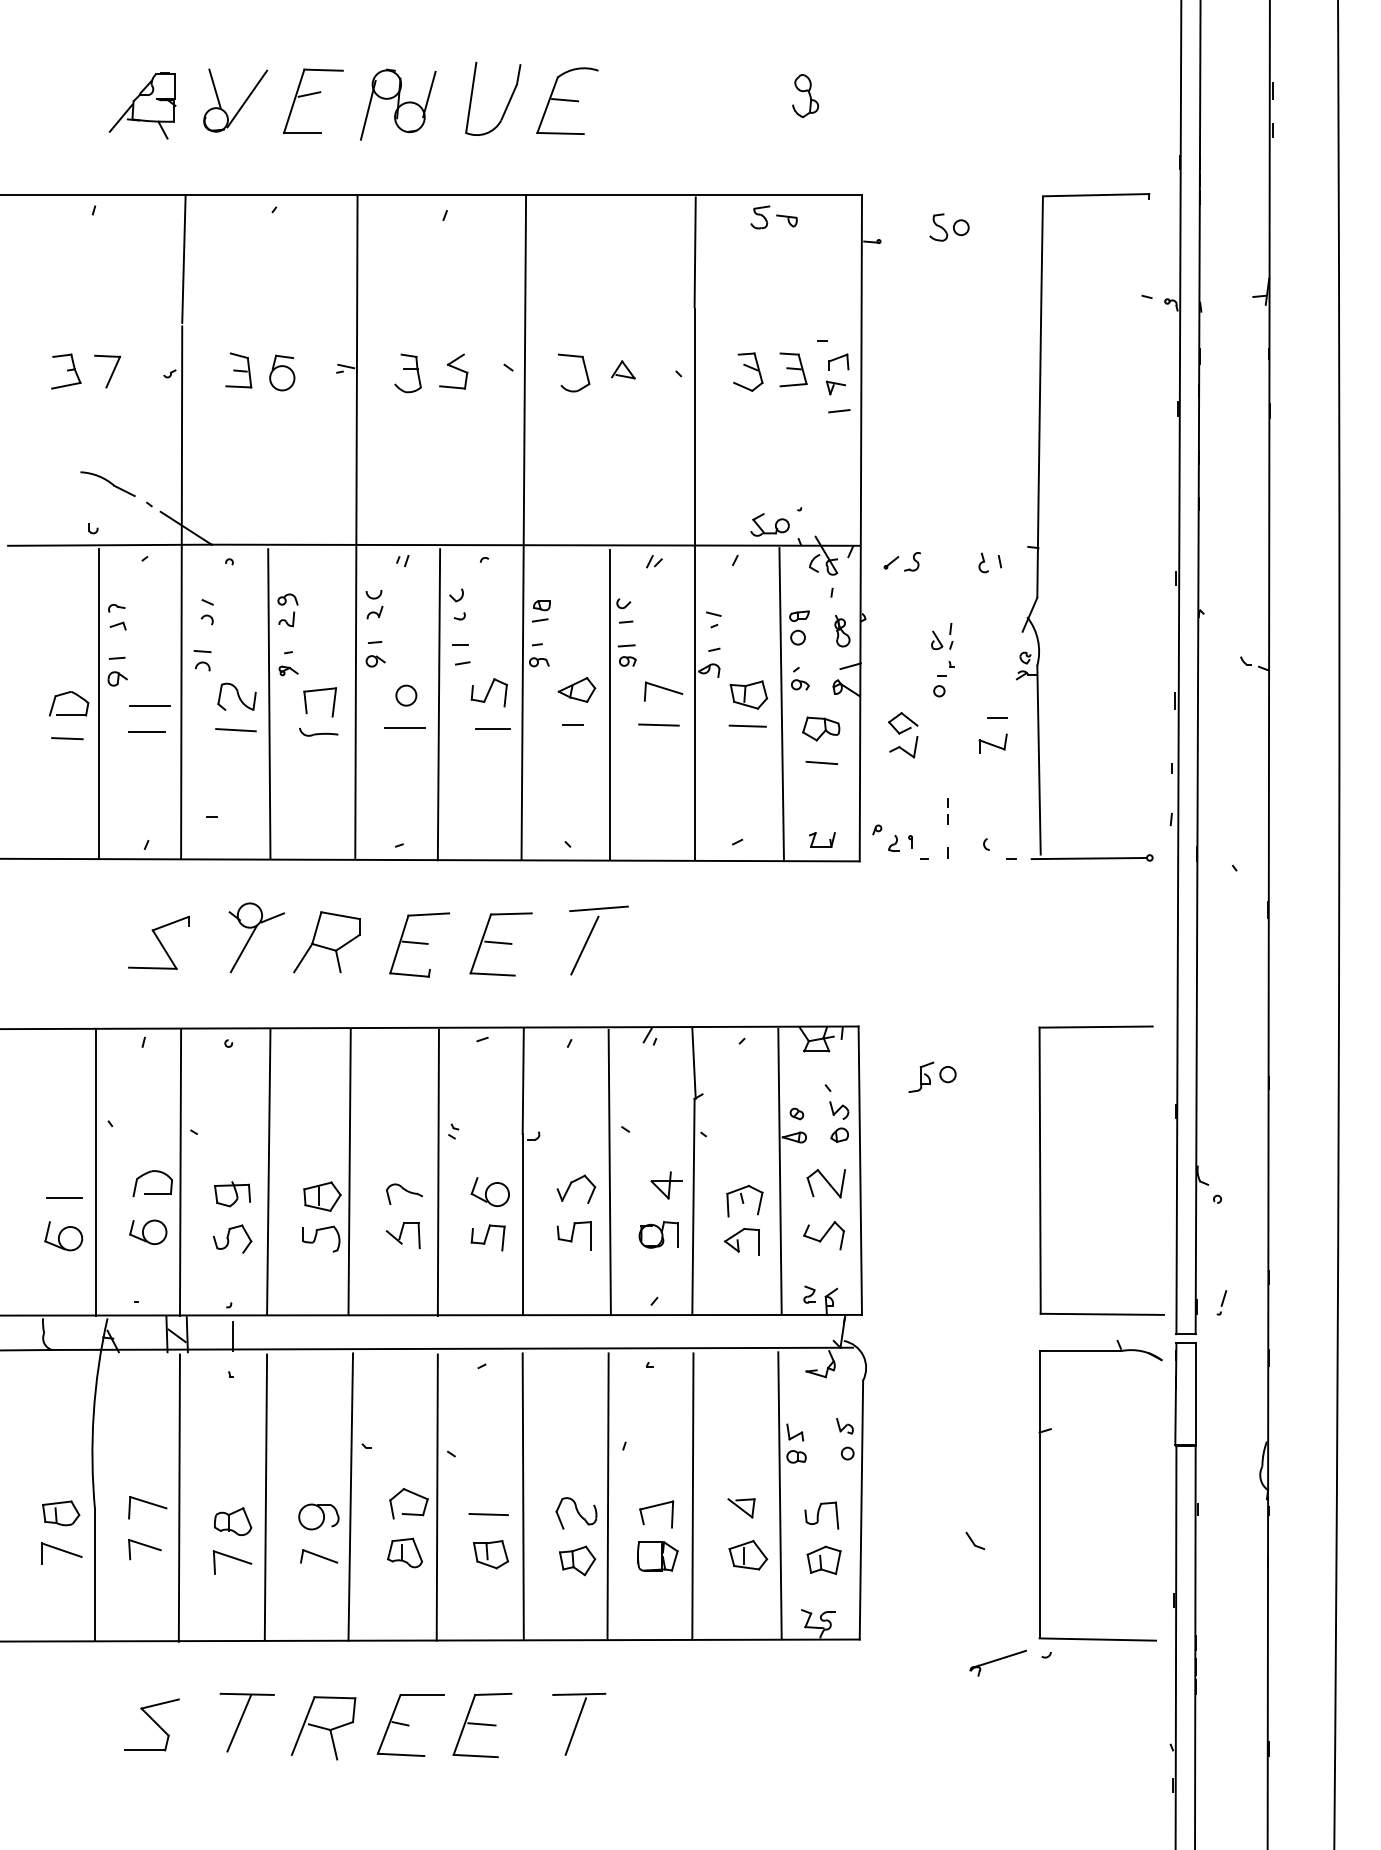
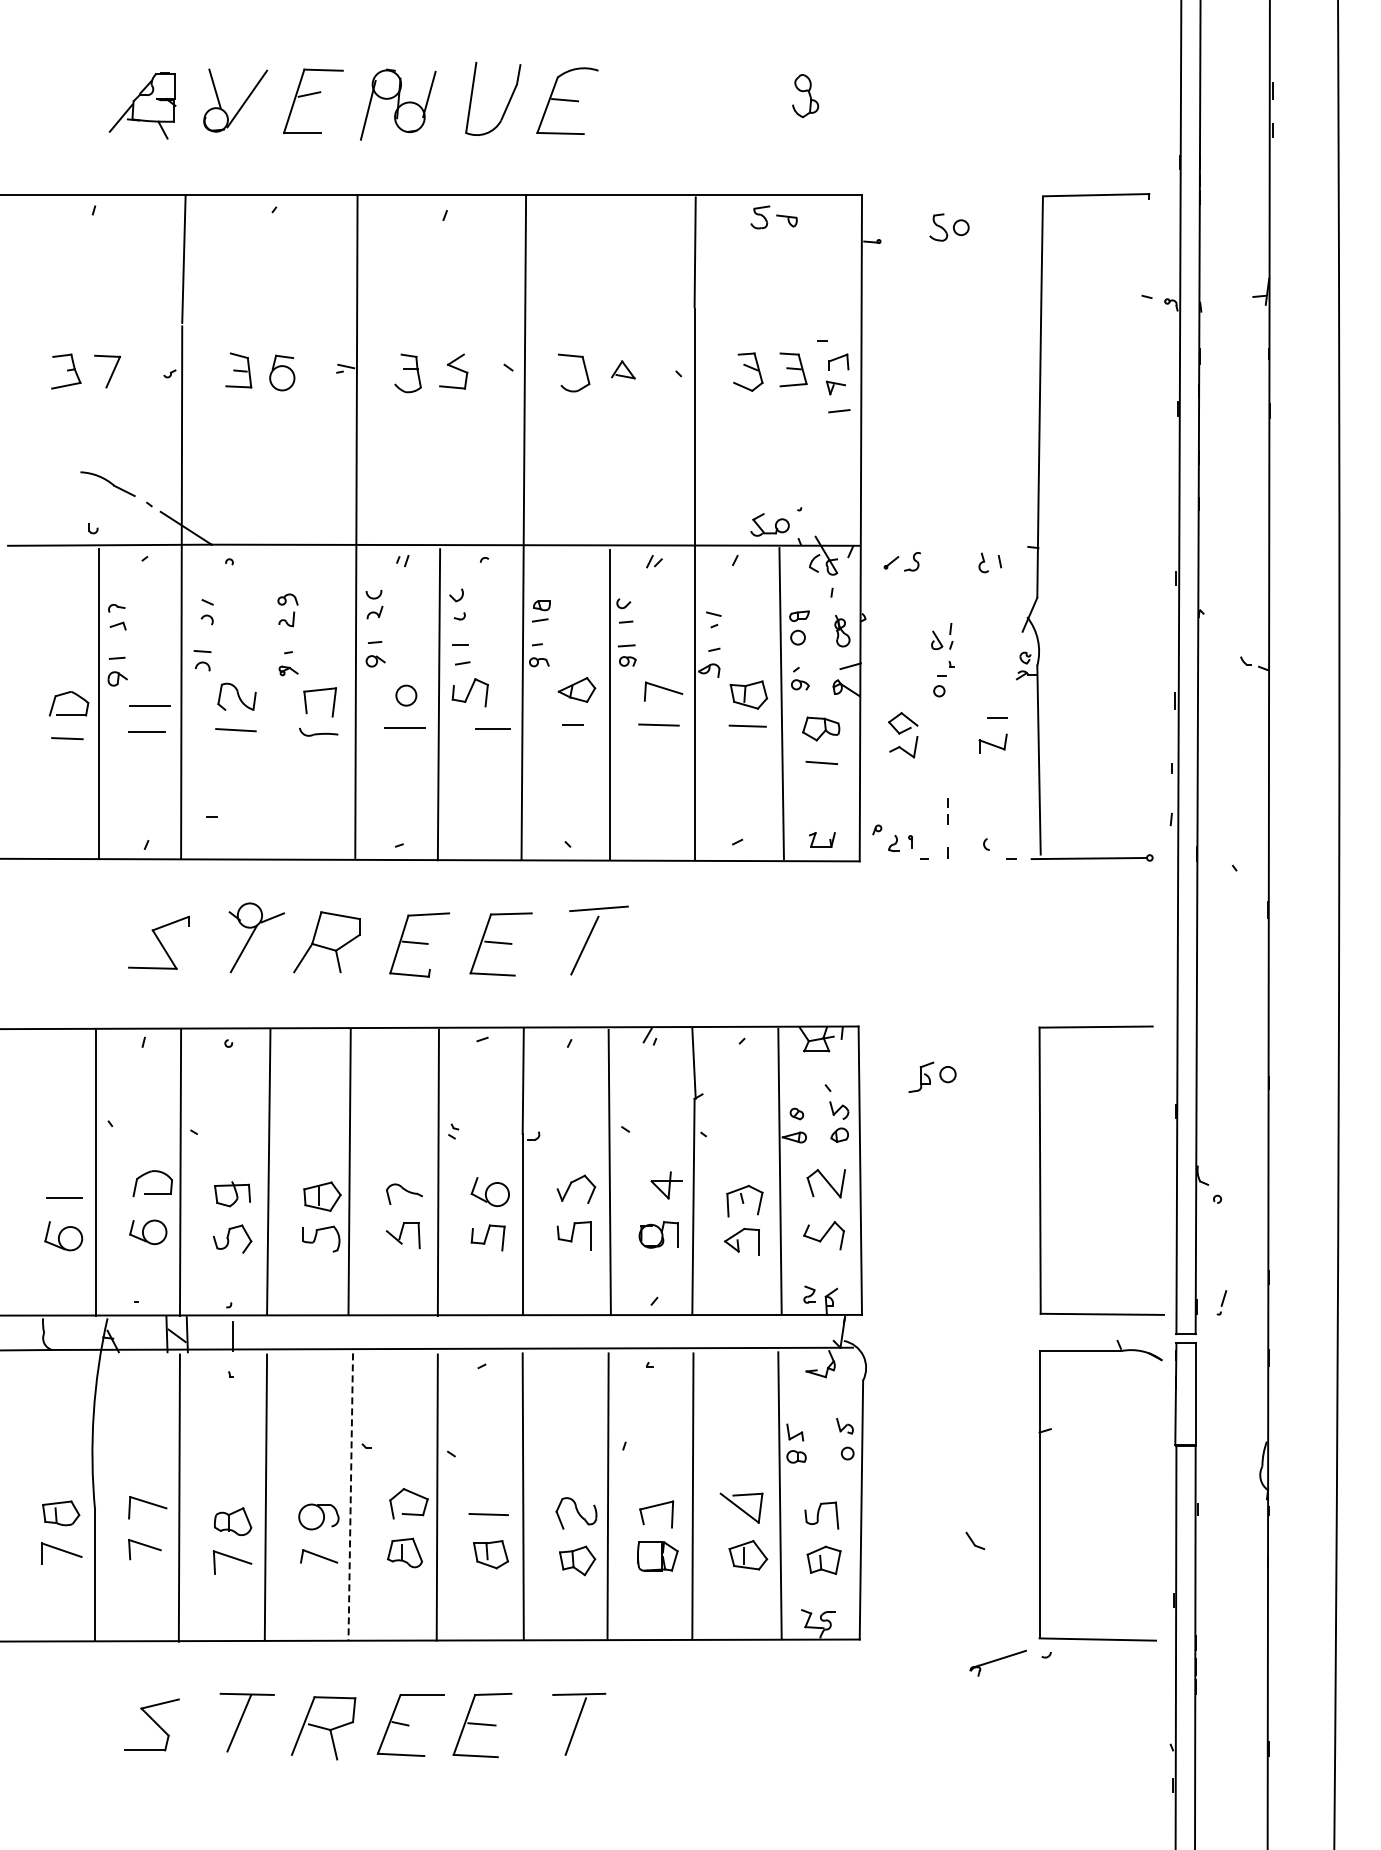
part position: (488, 692) -> (469, 692) (469, 692)
line: present -> none (269, 704)
line: solid -> dashed (350, 1497)
part size: 29x21 px -> 45x32 px (741, 1507)
